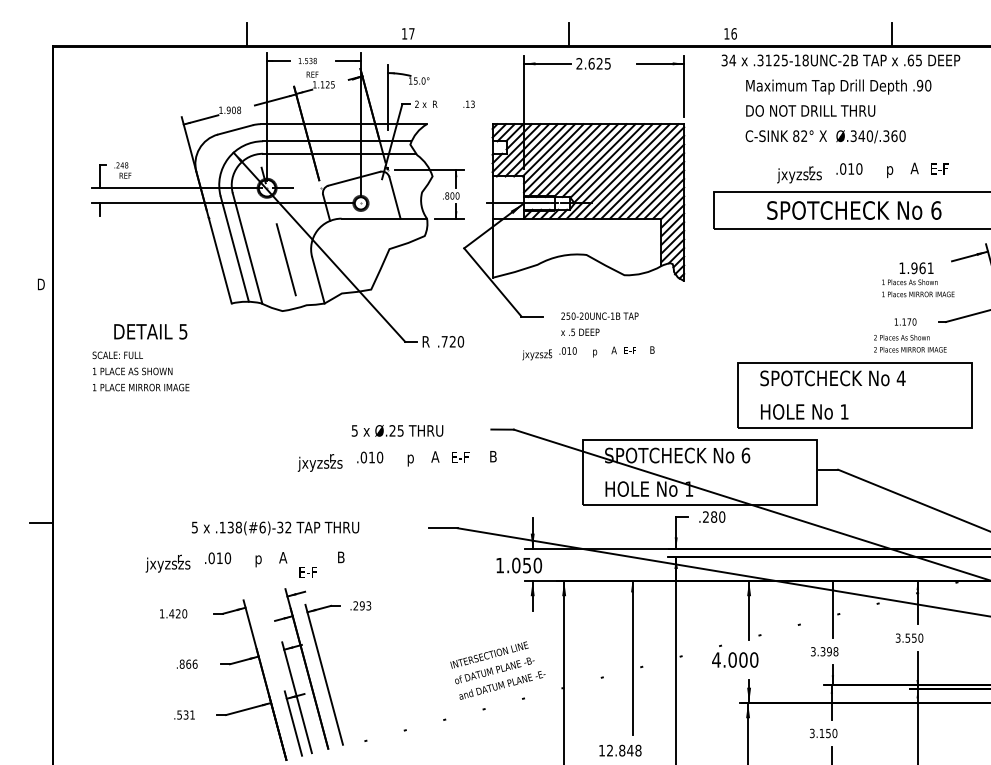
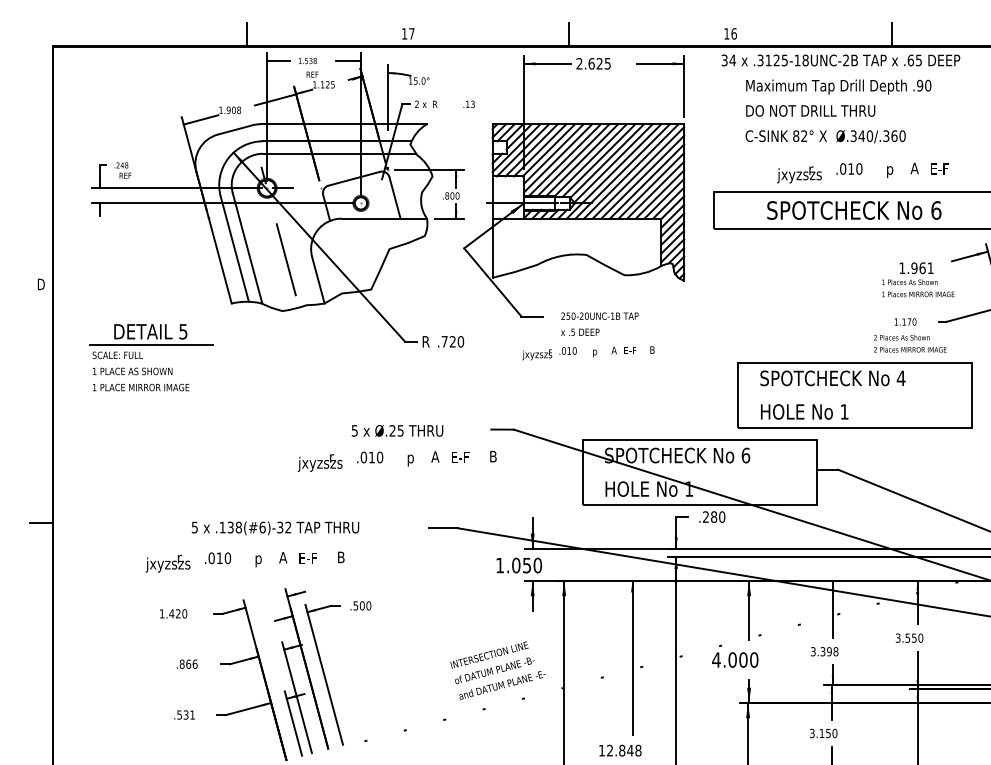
line: none -> present (151, 345)
text position: (307, 572) -> (307, 558) (307, 558)
text: .293 -> .500 (362, 605)
